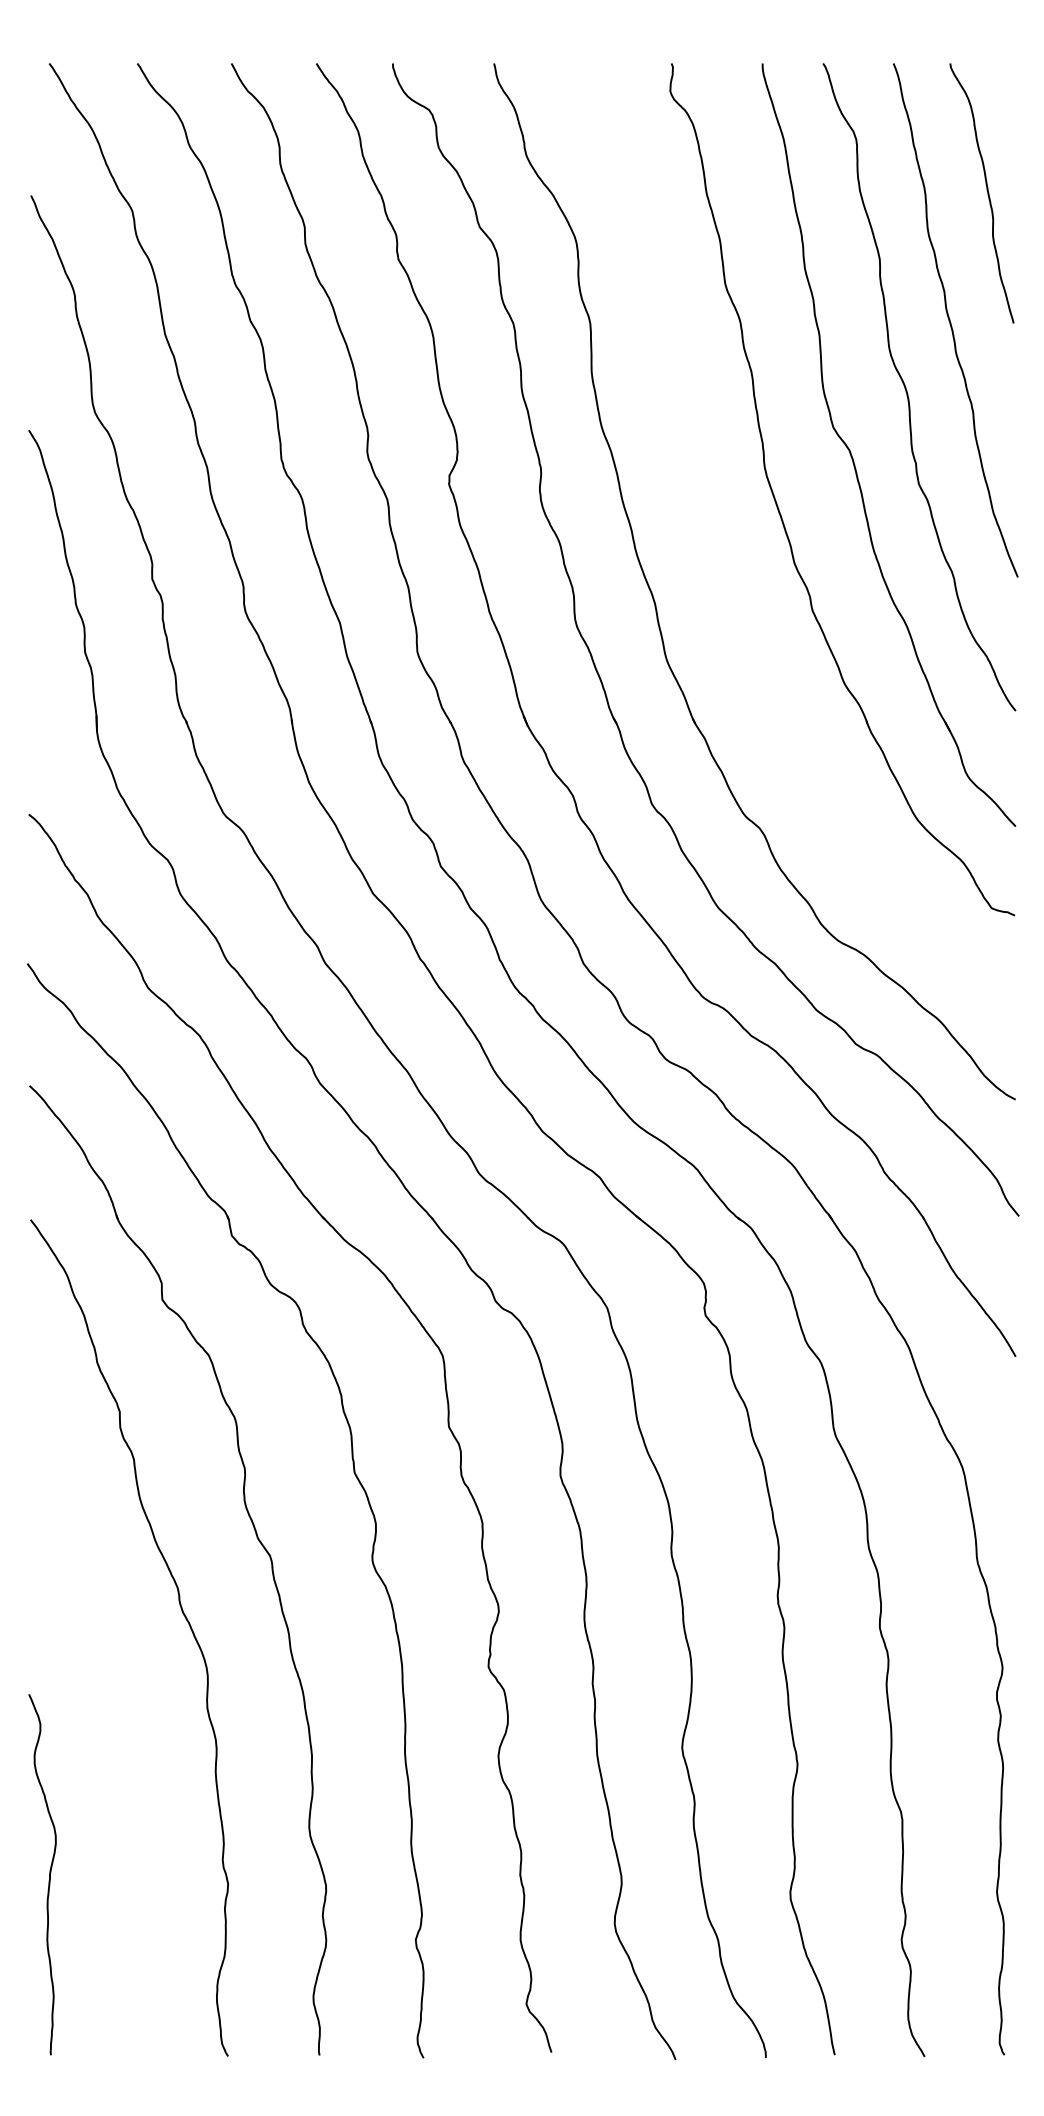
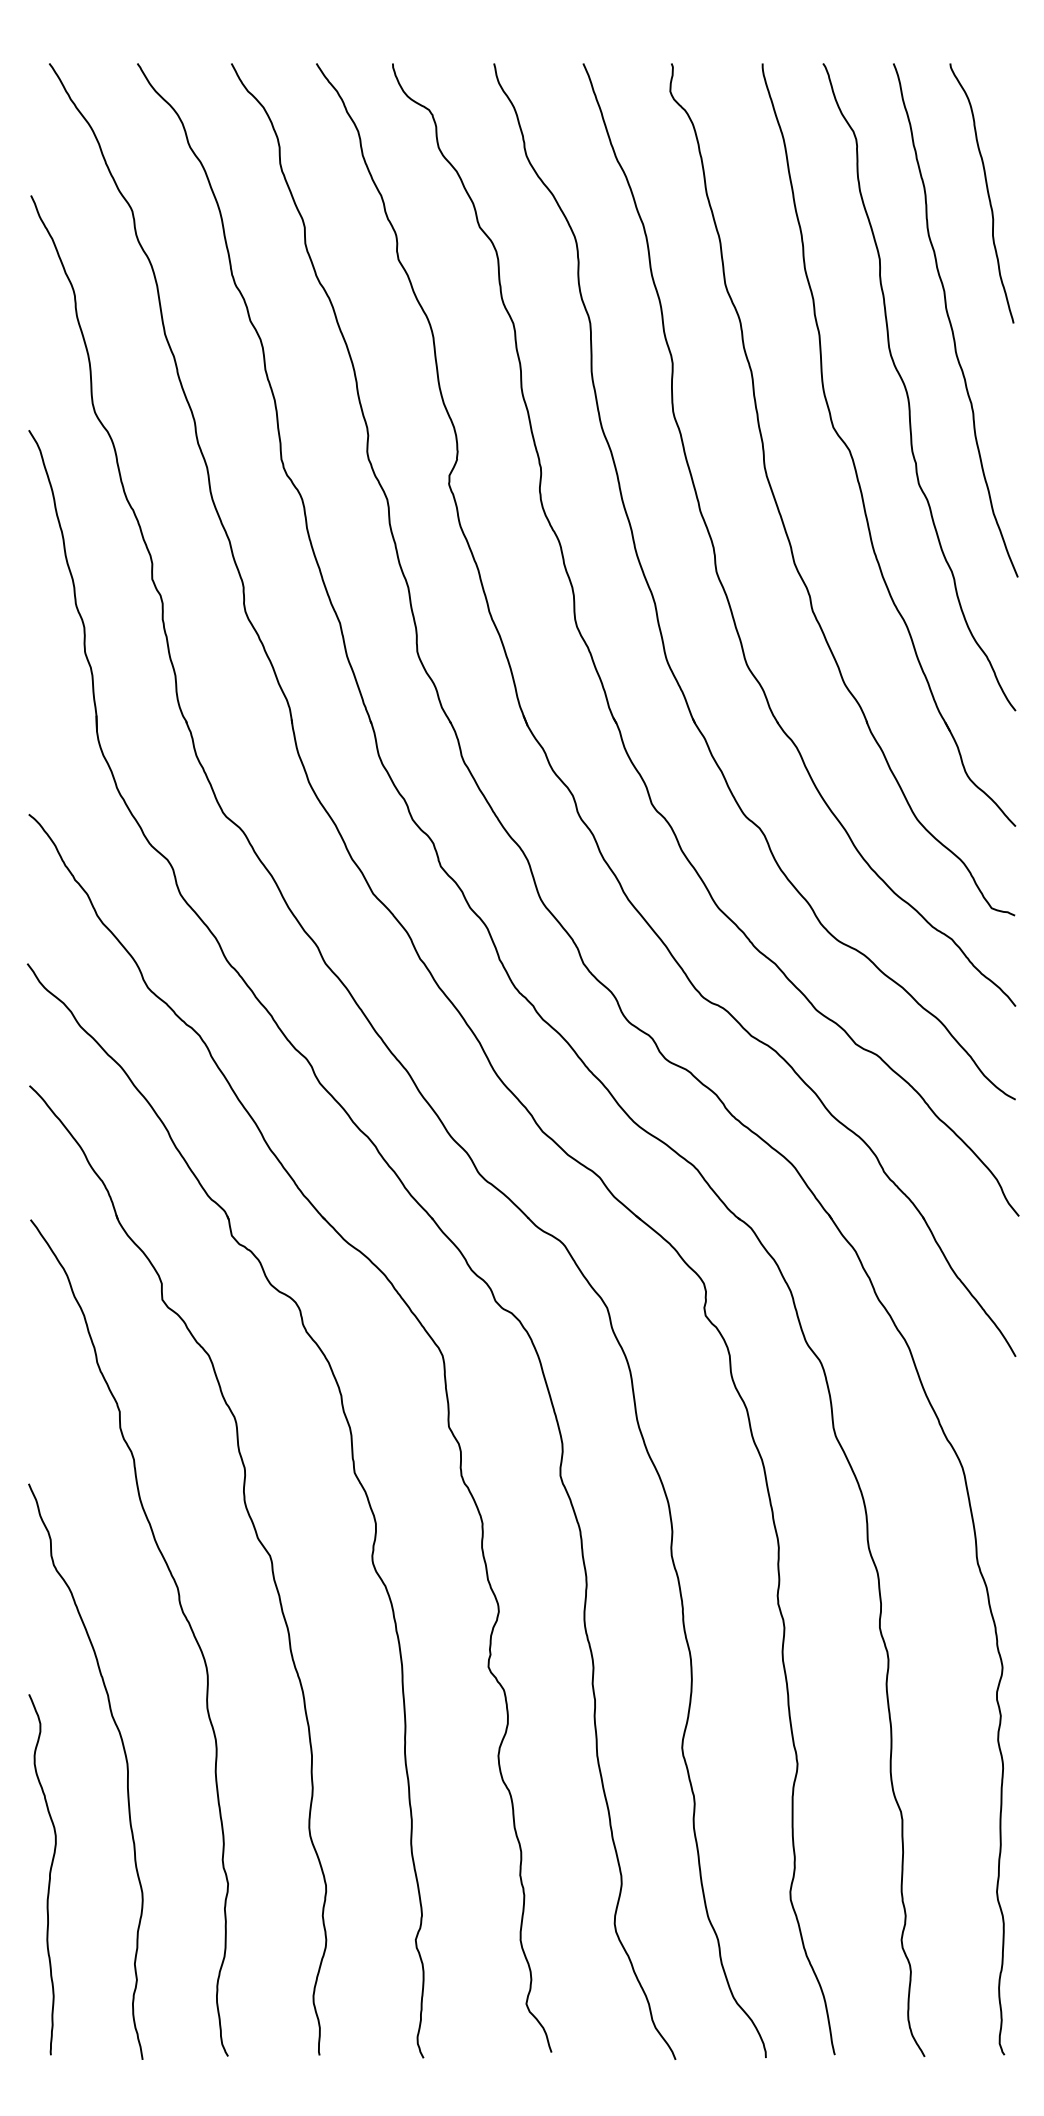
part: none -> present (715, 551)
curve: none -> present (126, 1768)
